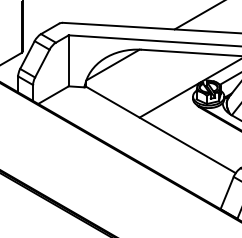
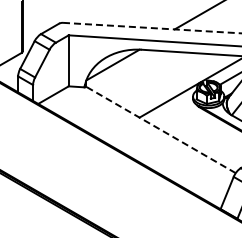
line: solid -> dashed (152, 28)
line: solid -> dashed (160, 129)
